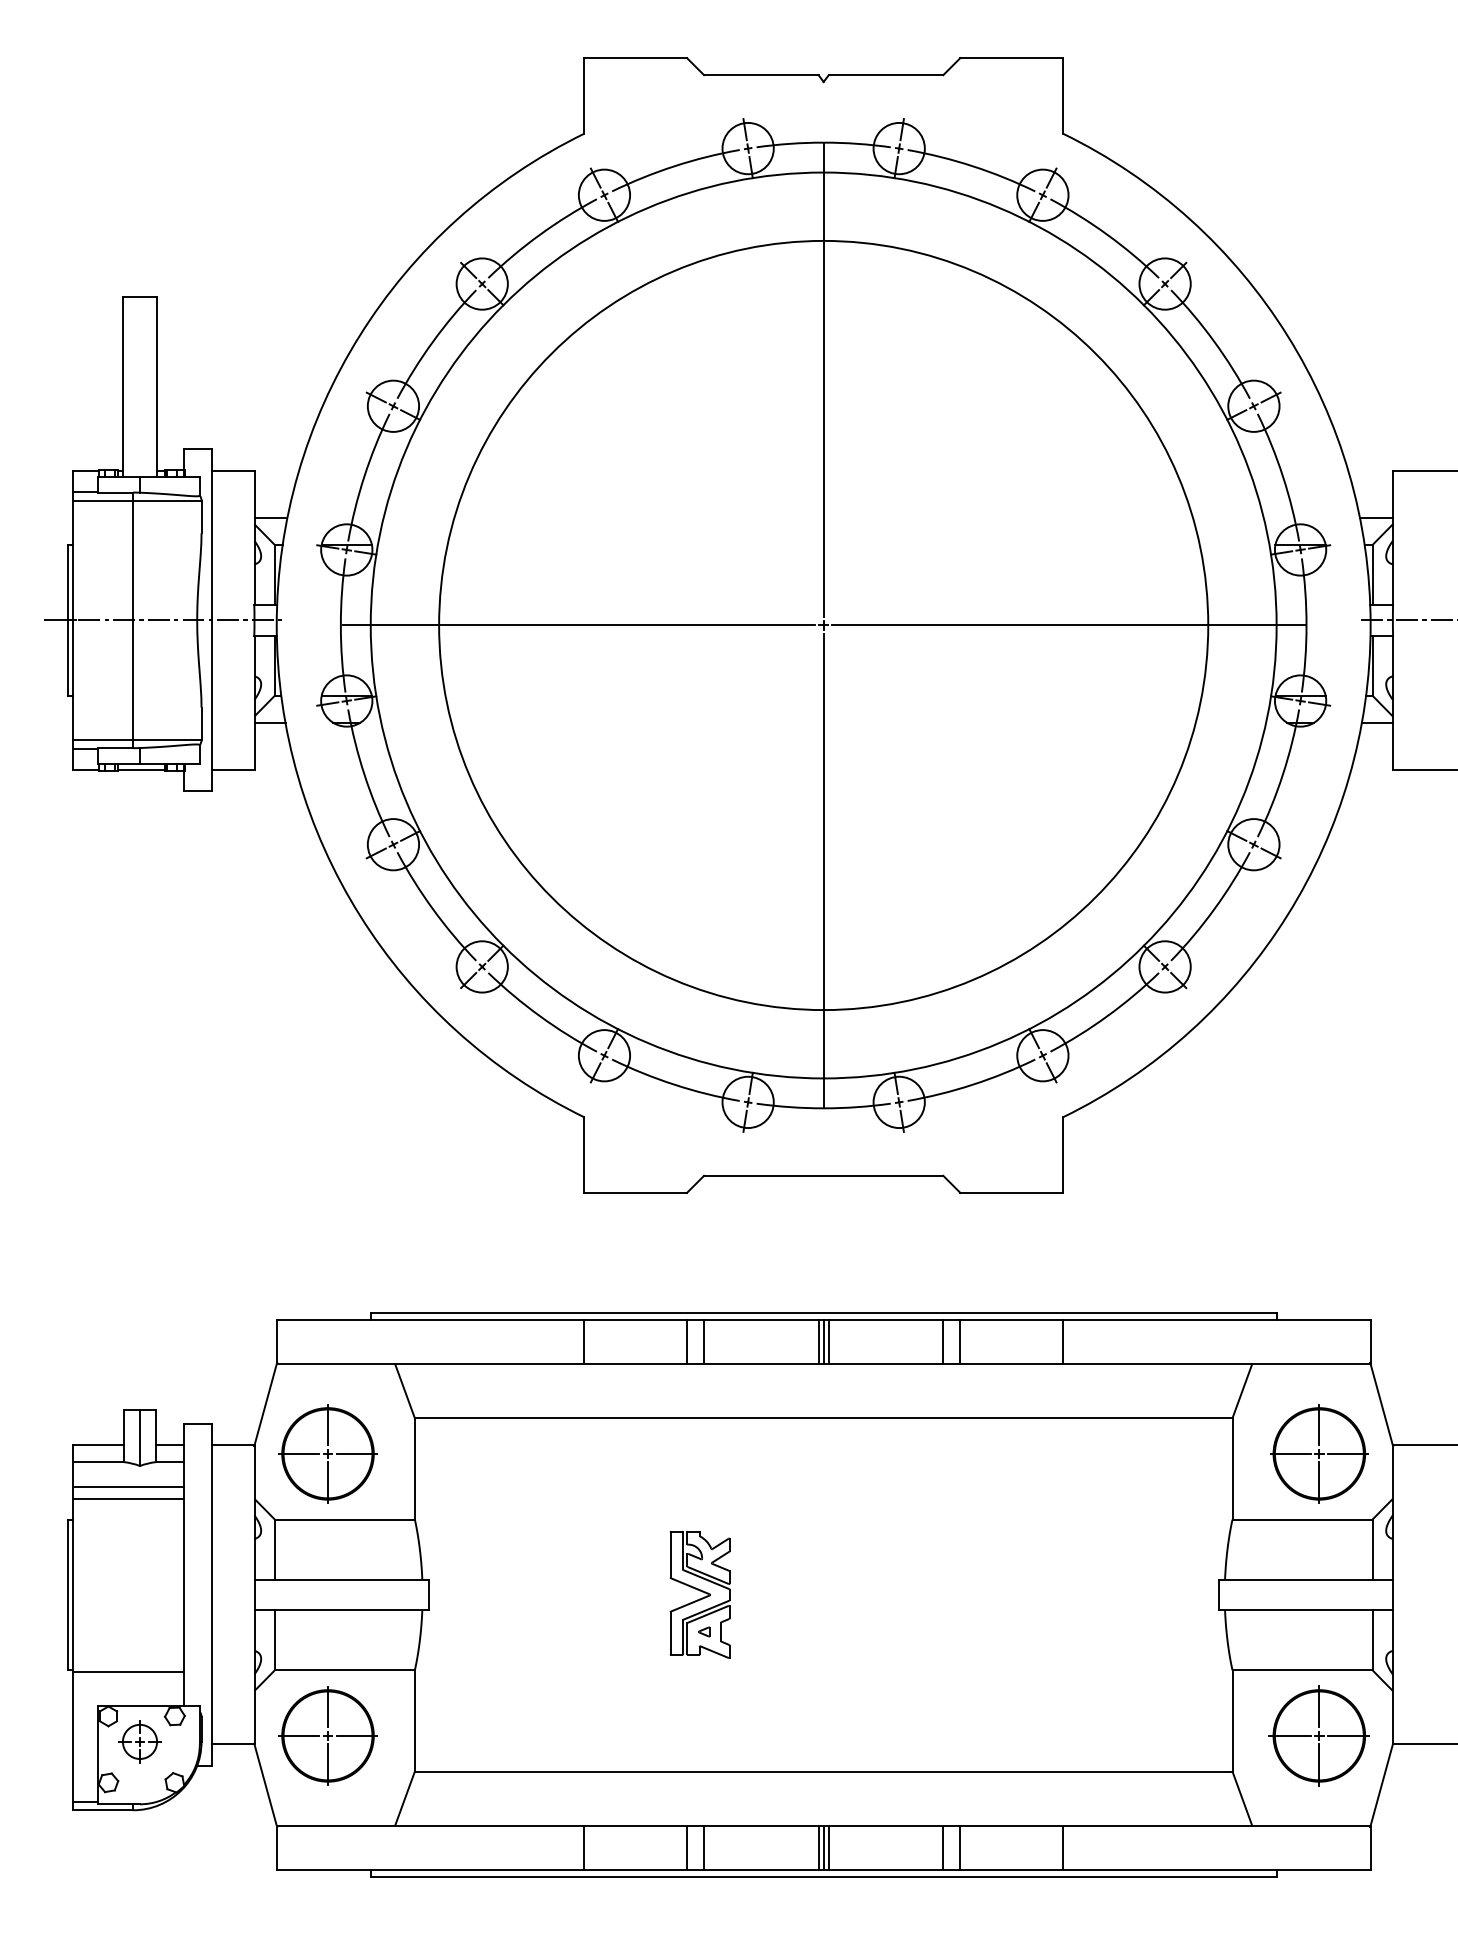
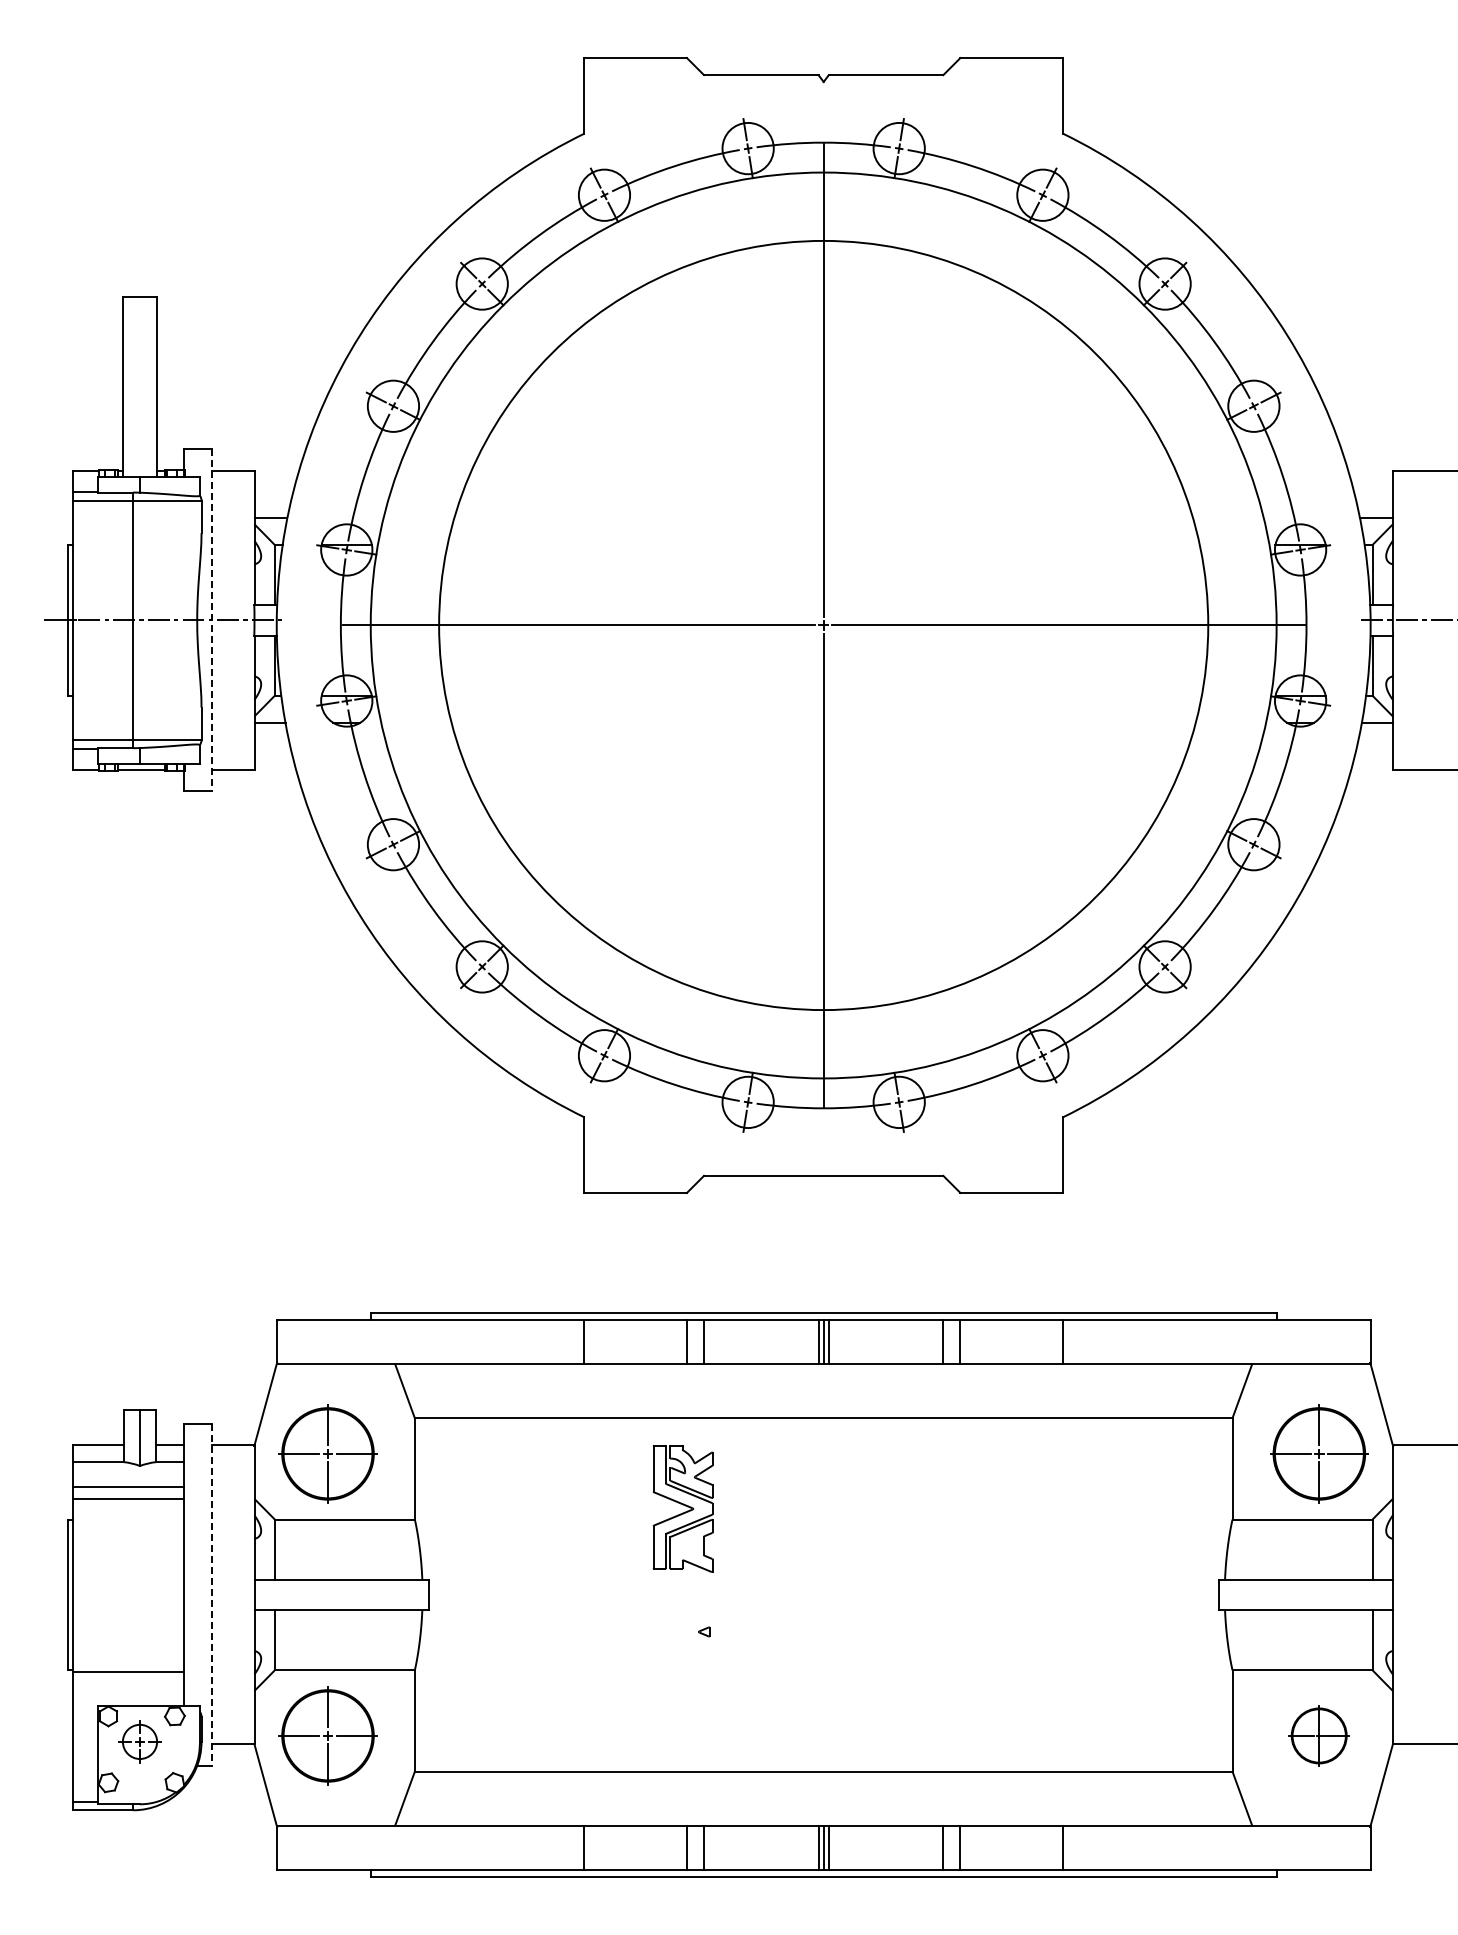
line: solid -> dashed (211, 620)
line: solid -> dashed (211, 1594)
part position: (699, 1594) -> (682, 1508) (682, 1508)
part size: 102x102 px -> 62x62 px (1318, 1735)
